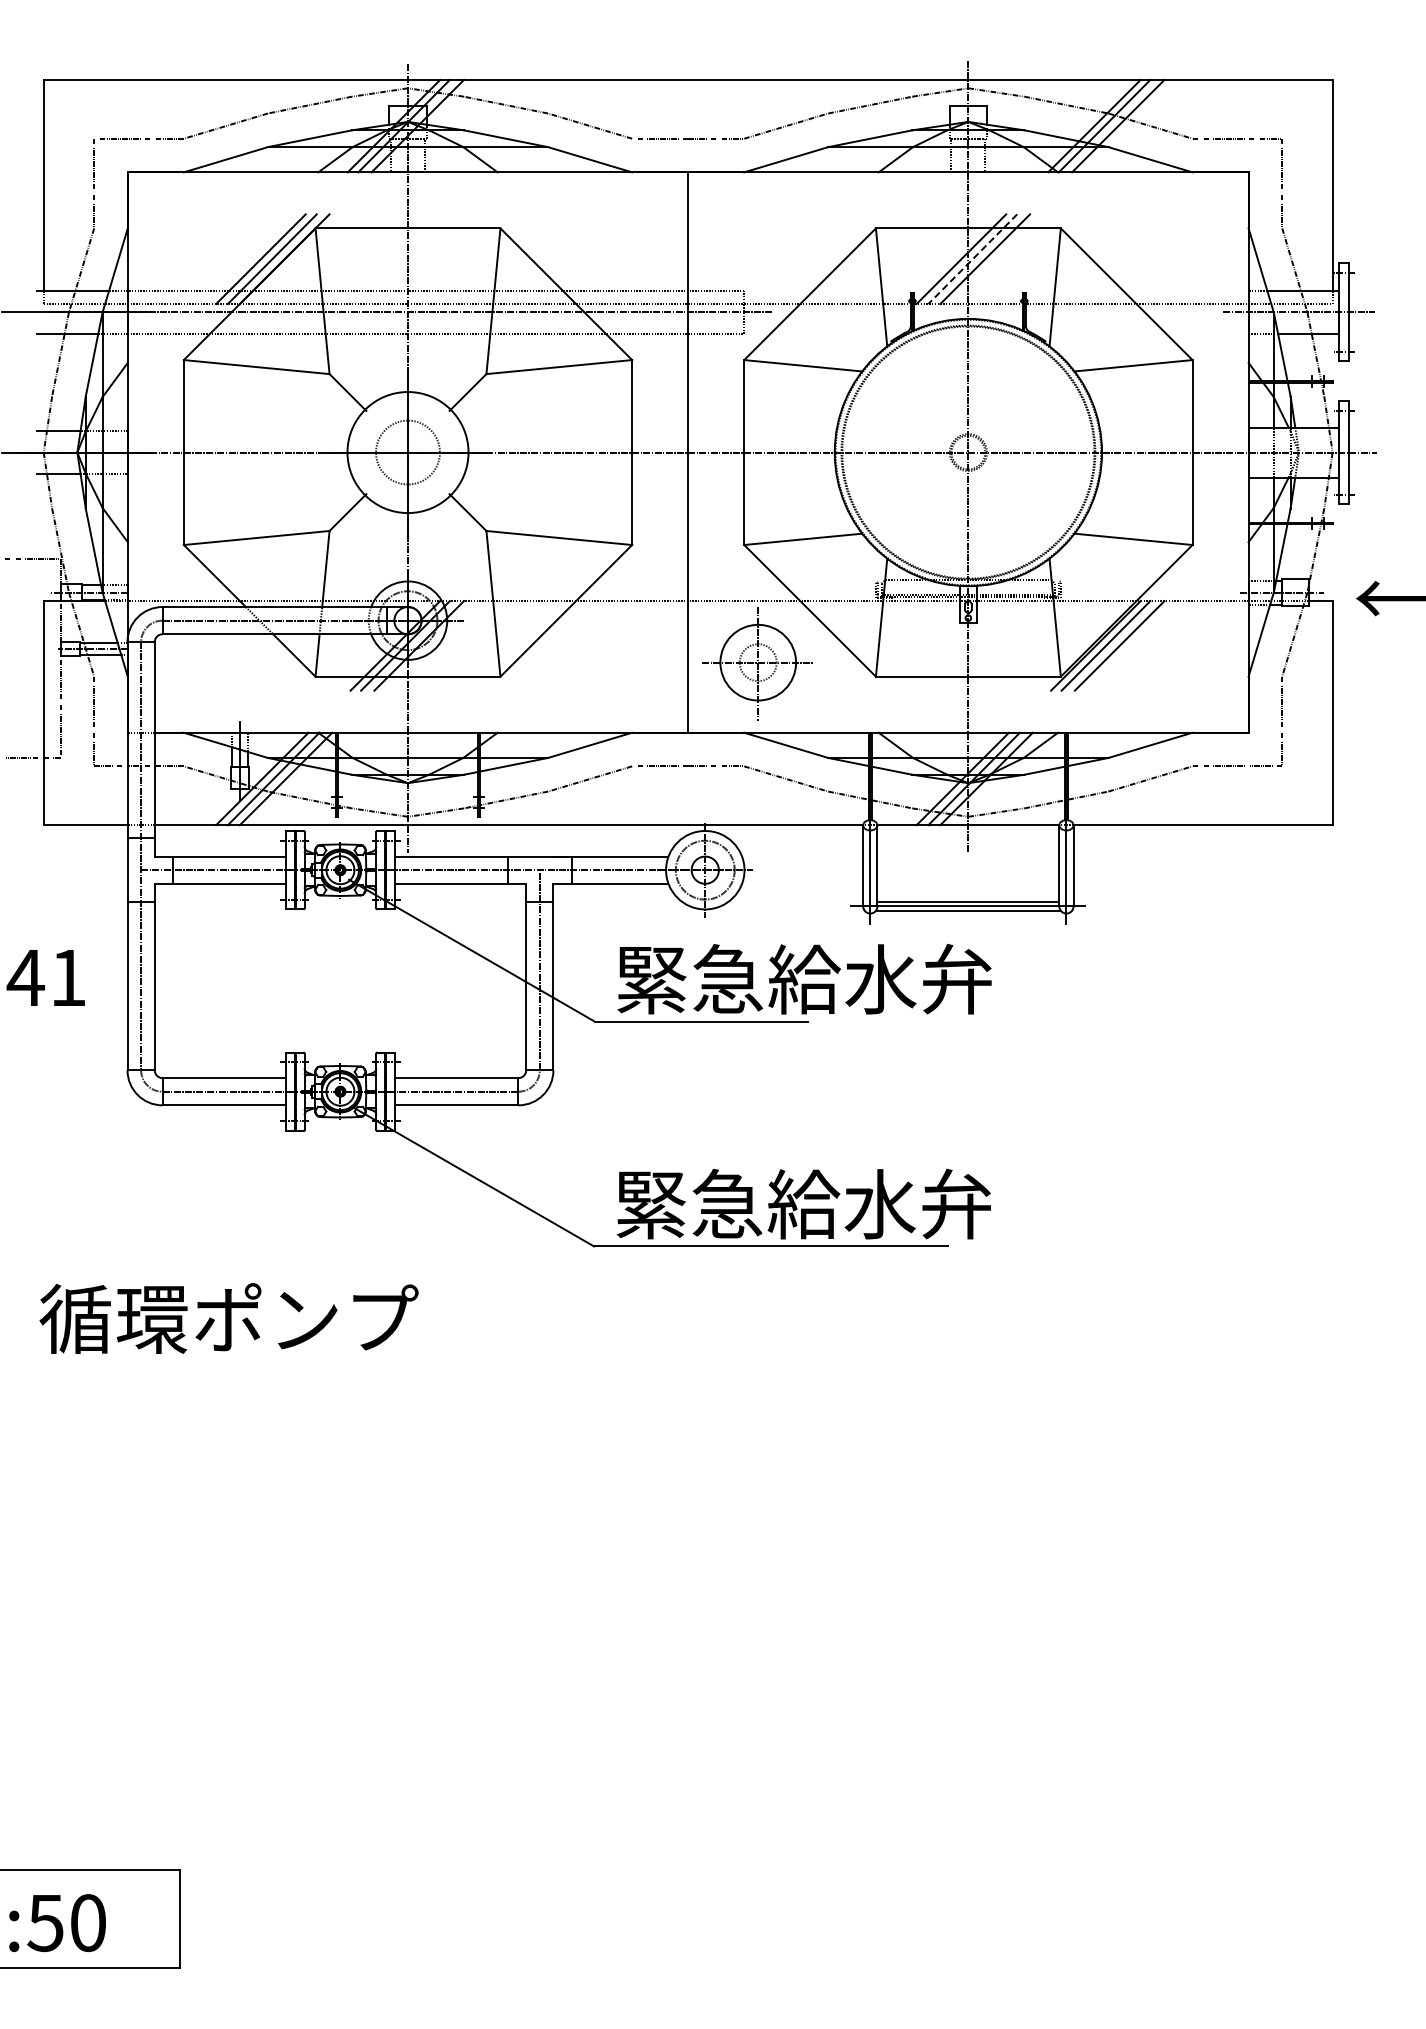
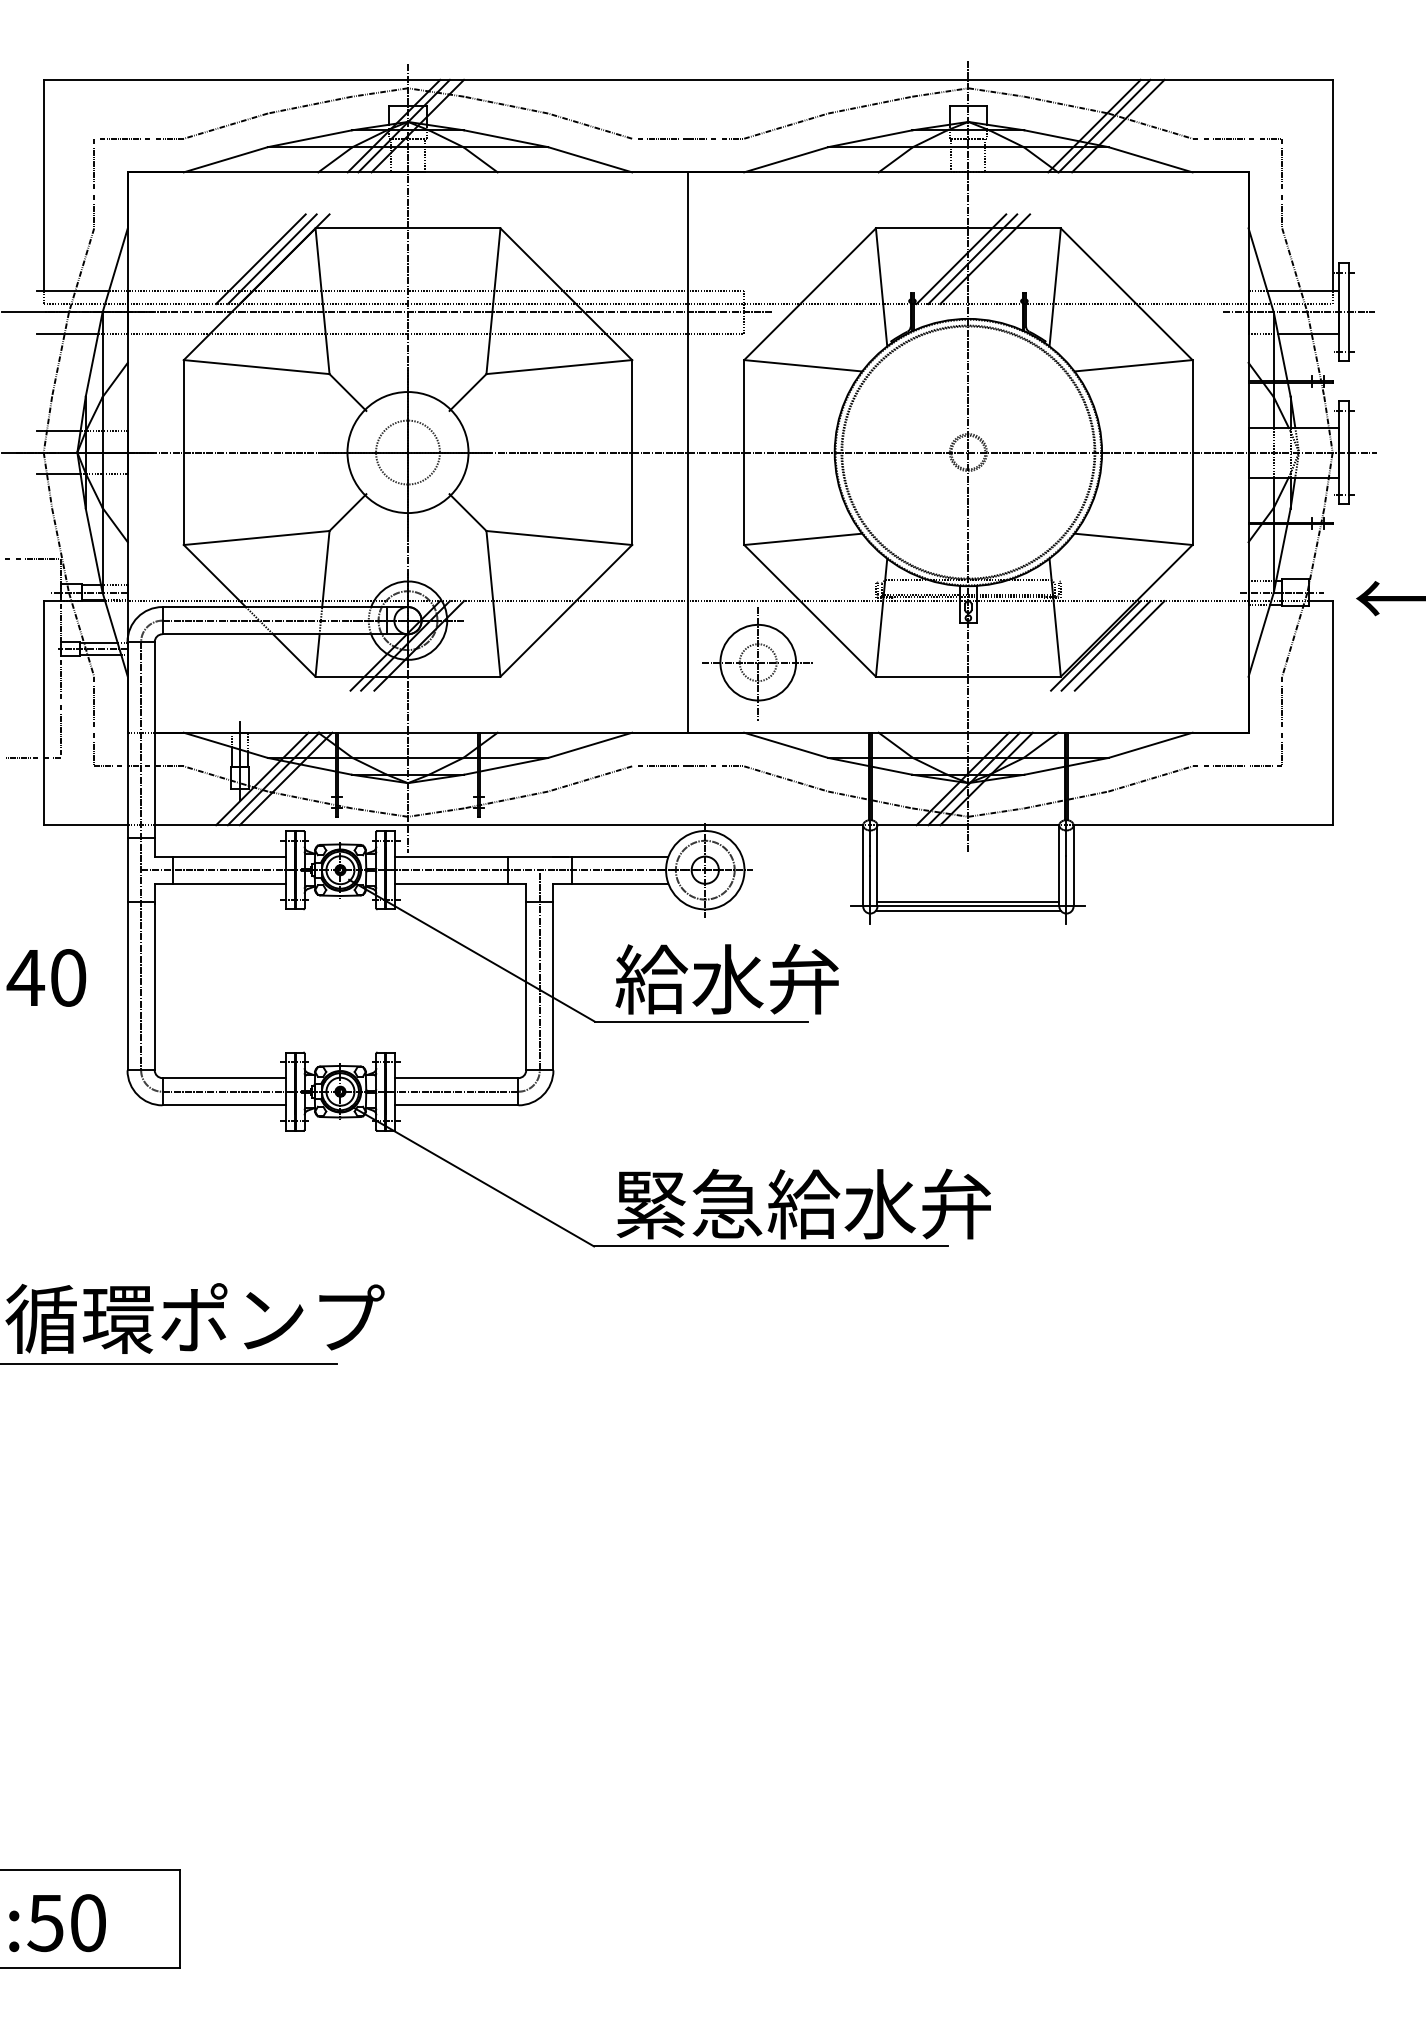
line: dashed -> solid (972, 259)
text: 41 -> 40 (68, 977)
text: 緊急給水弁 -> 給水弁 (803, 978)
text position: (228, 1318) -> (194, 1318) (194, 1318)
line: none -> present (169, 1363)
